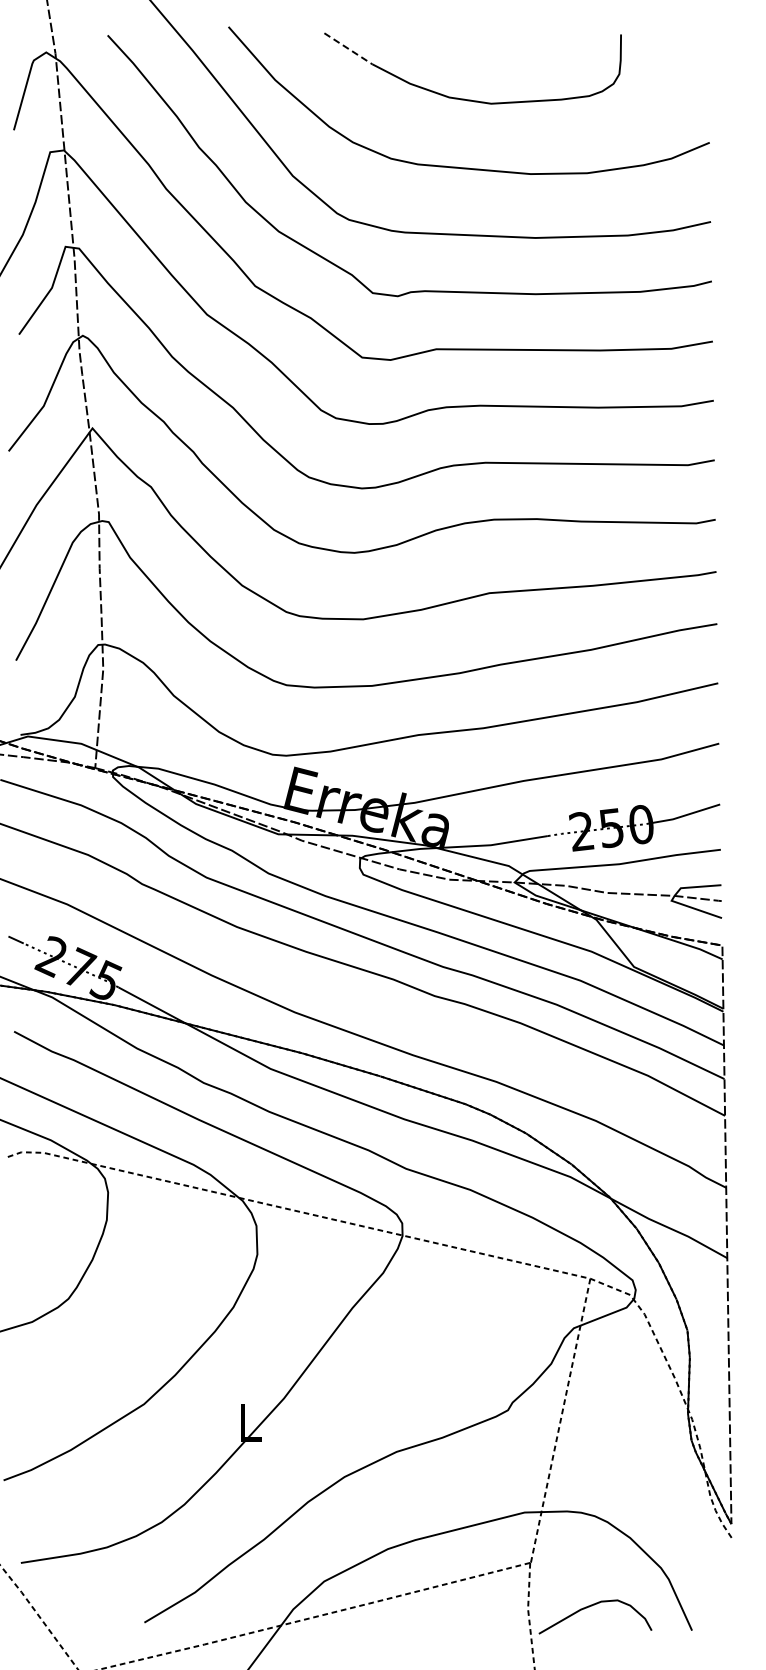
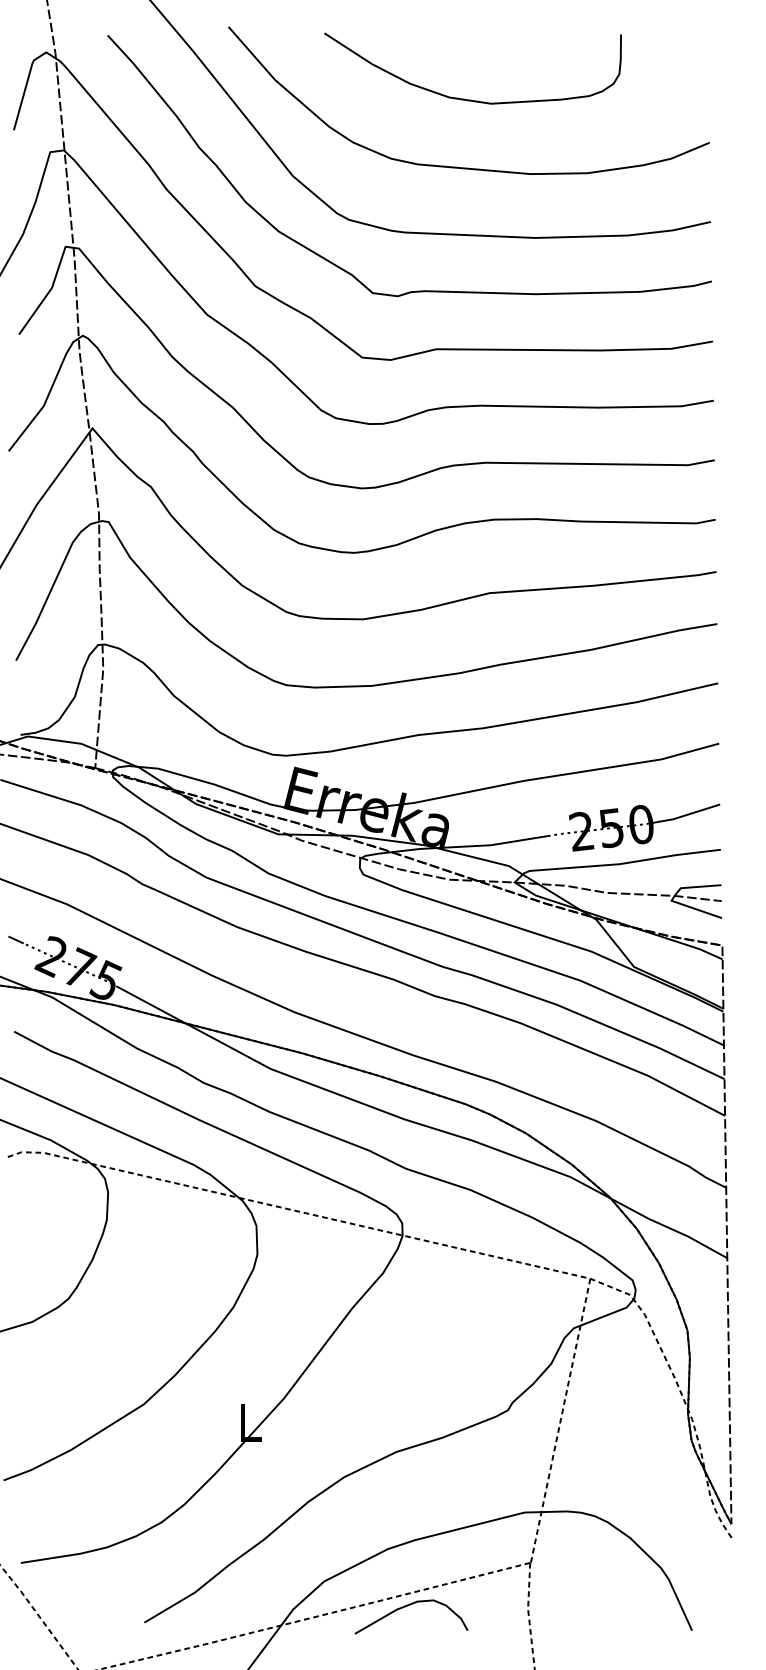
line: dashed -> solid (348, 48)
curve position: (592, 1606) -> (408, 1606) (408, 1606)
